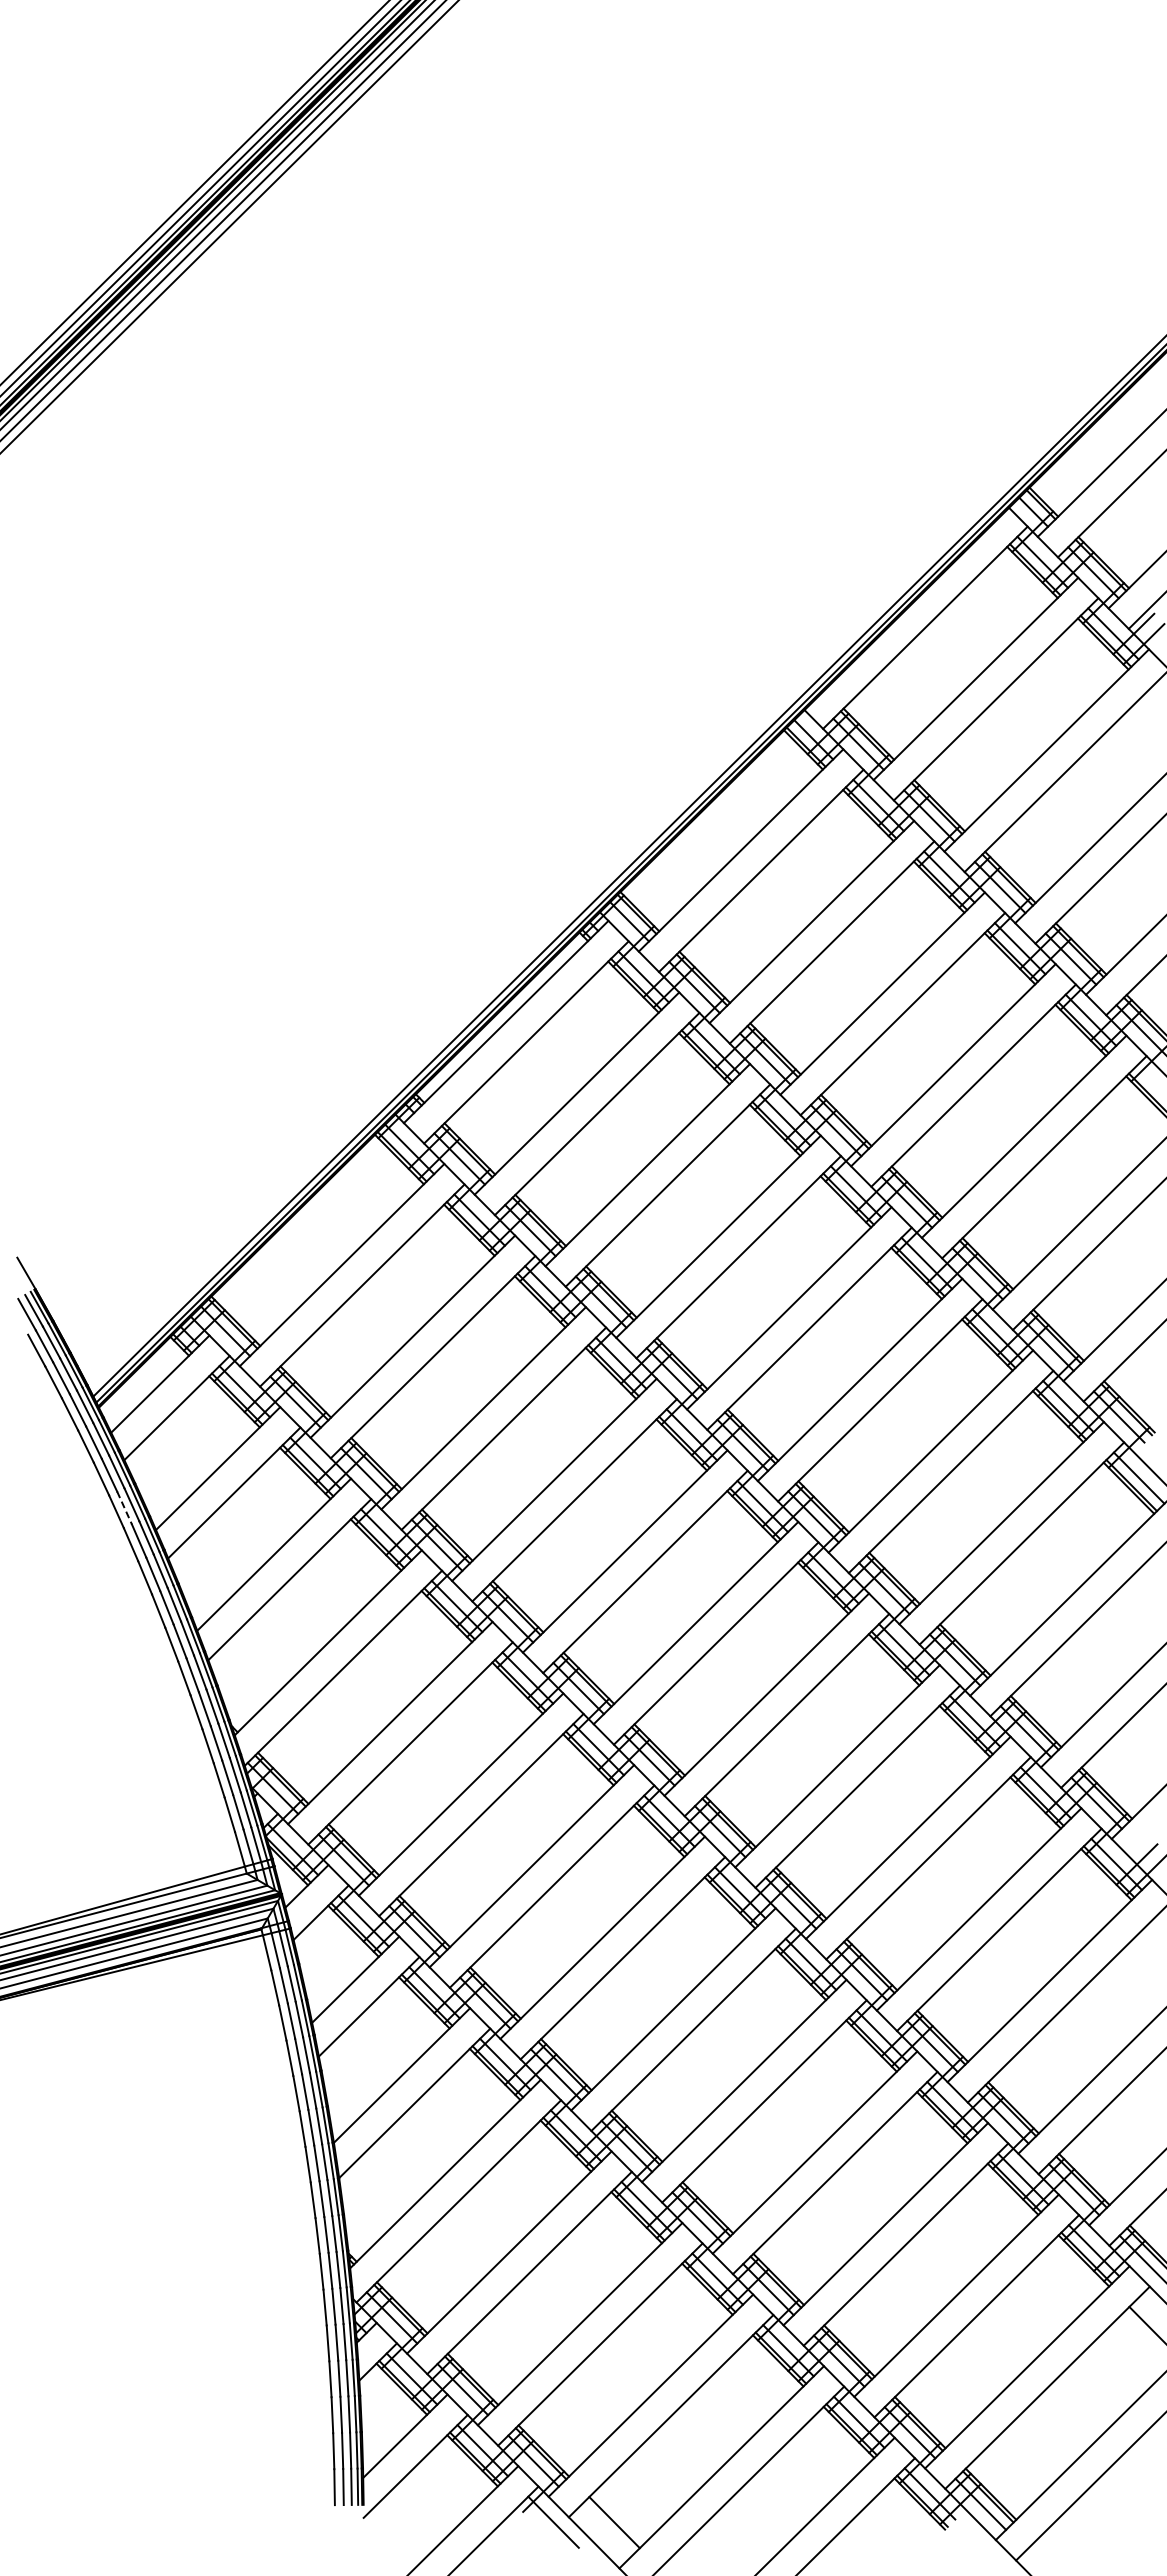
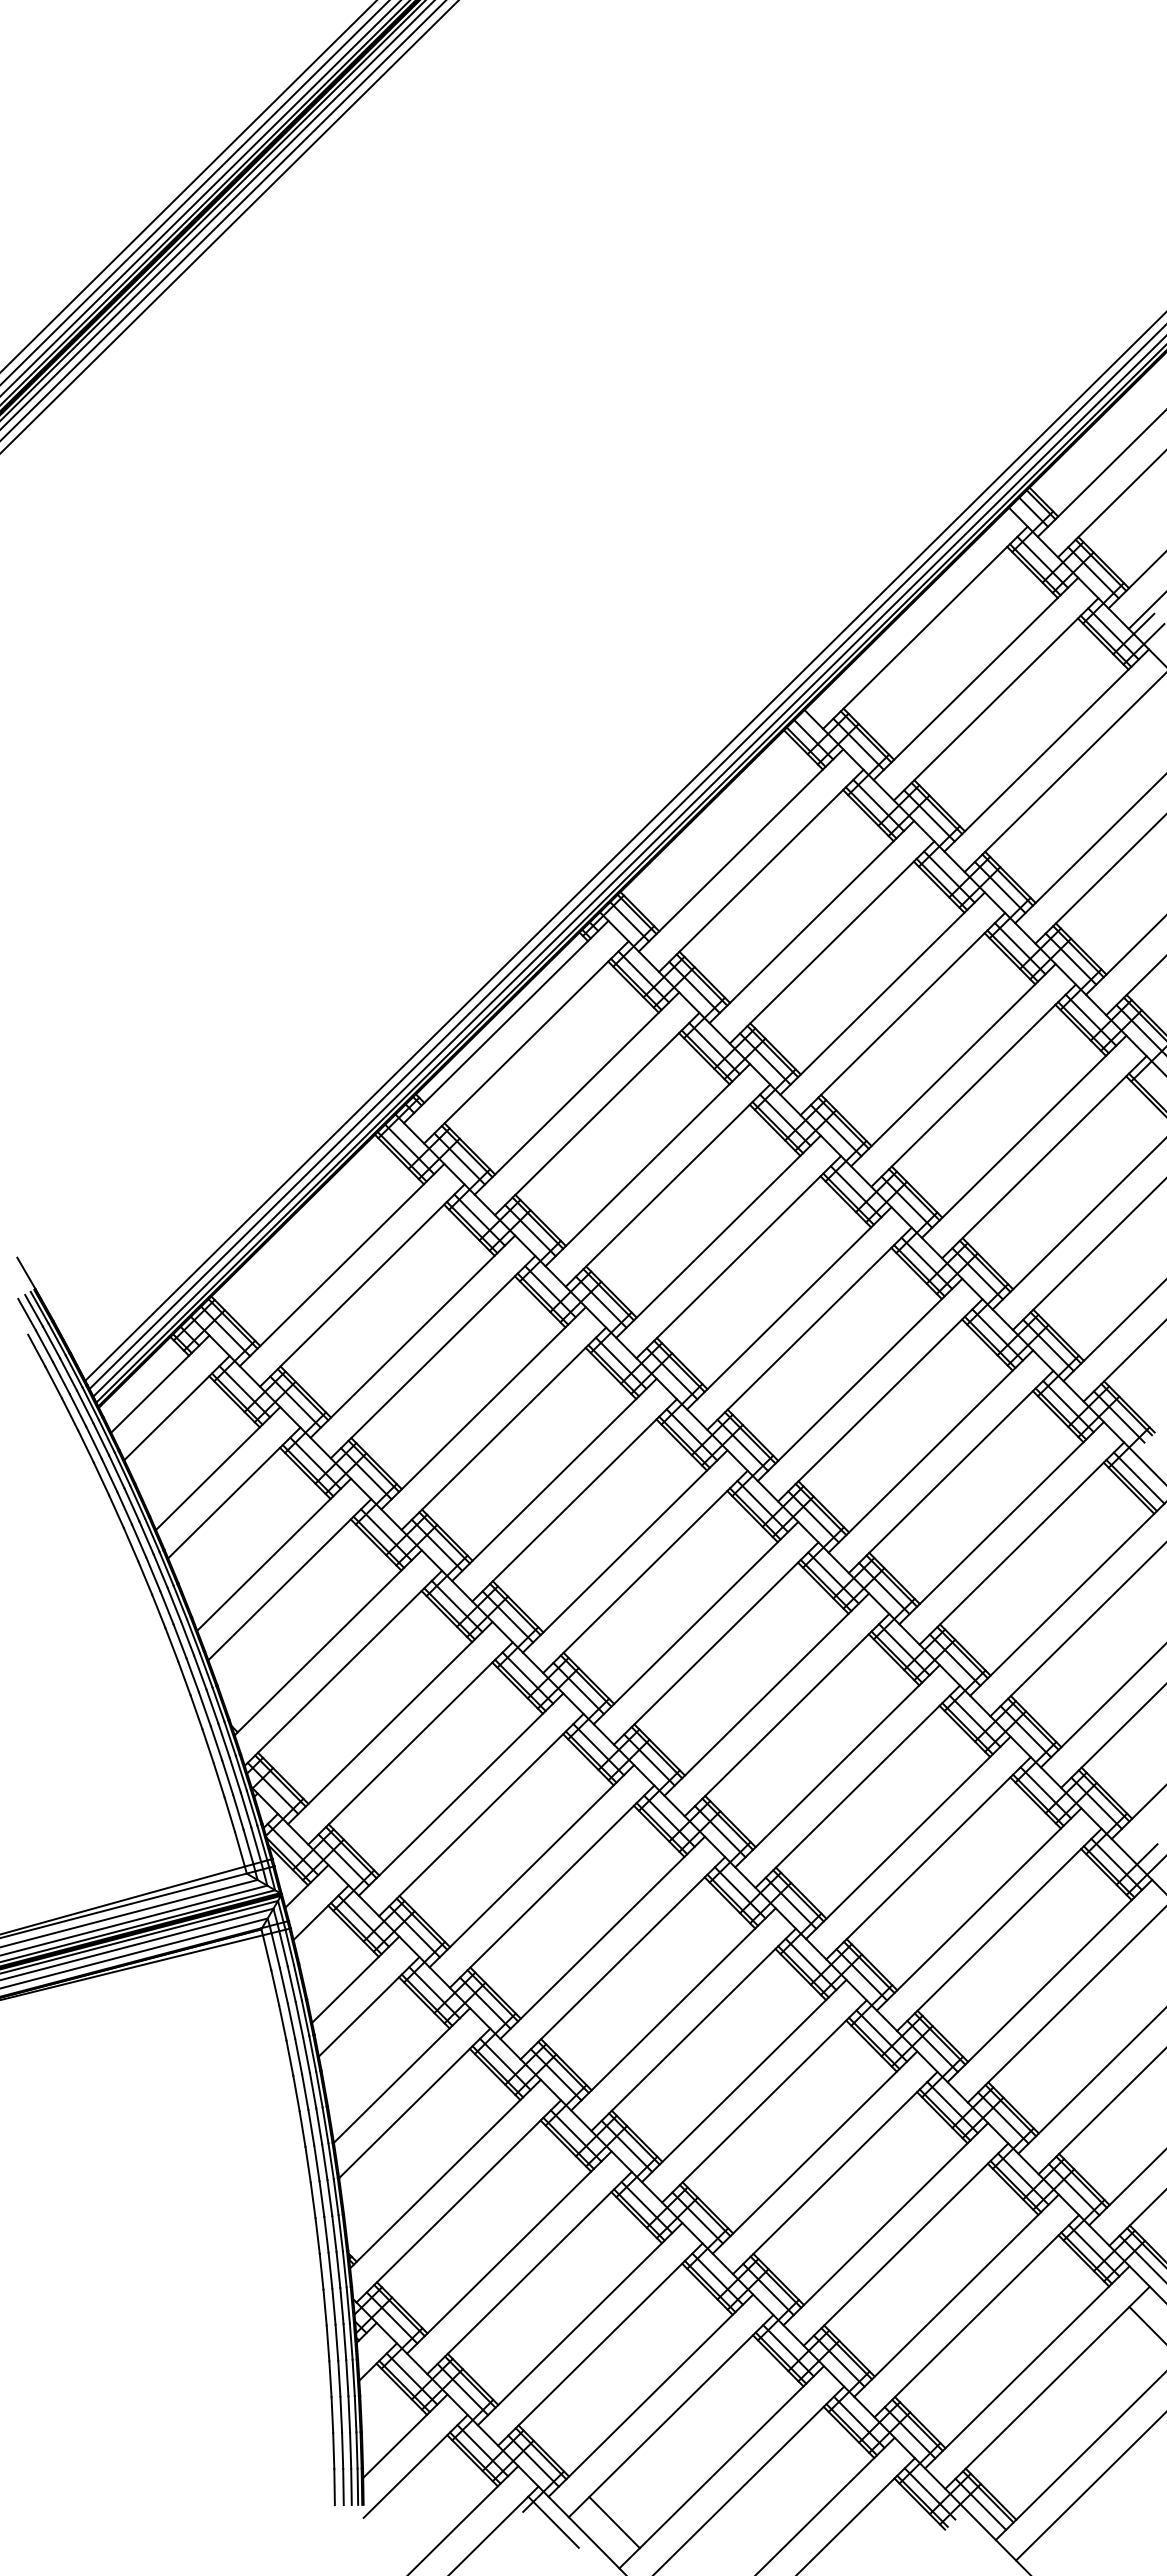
line: none -> present (188, 186)
line: none -> present (624, 847)
line: none -> present (626, 858)
line: dashed -> solid (124, 1508)
